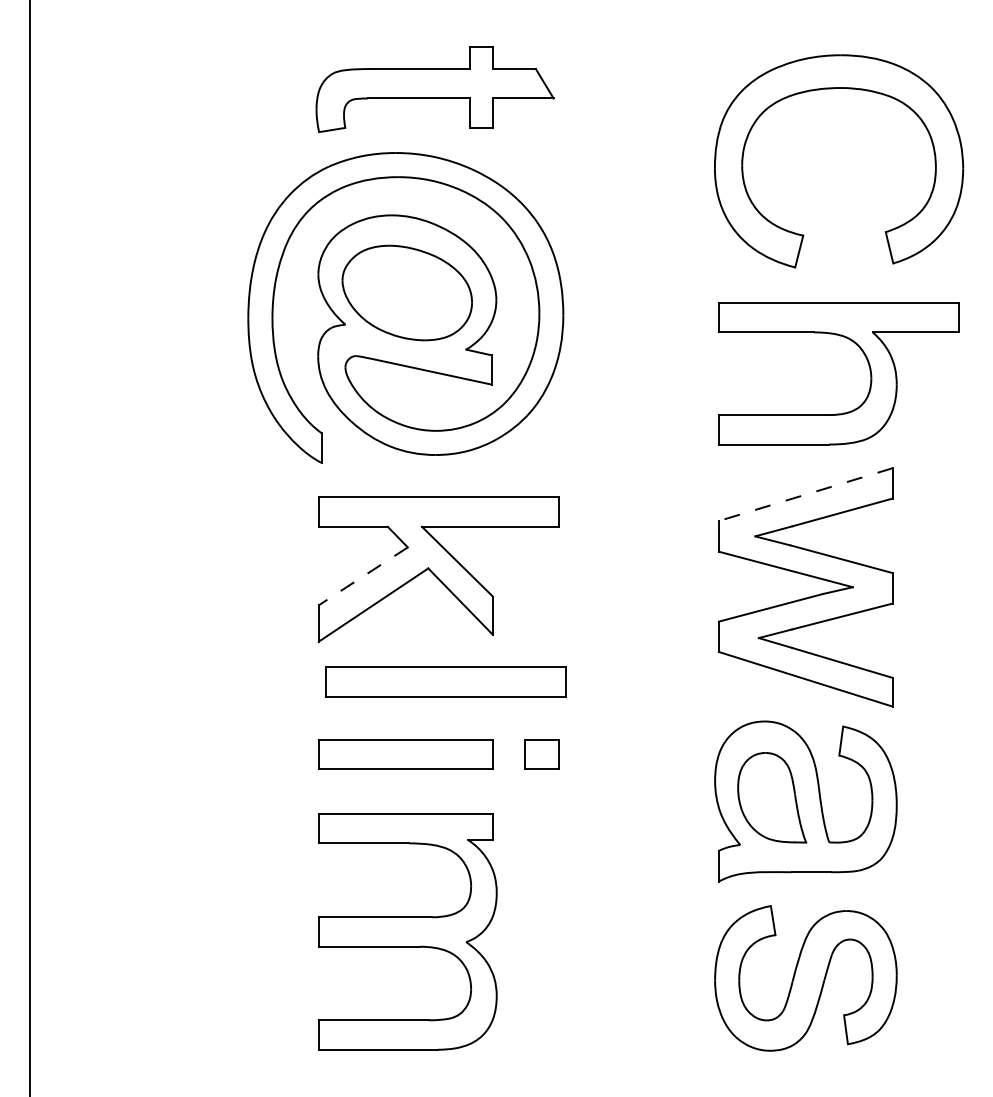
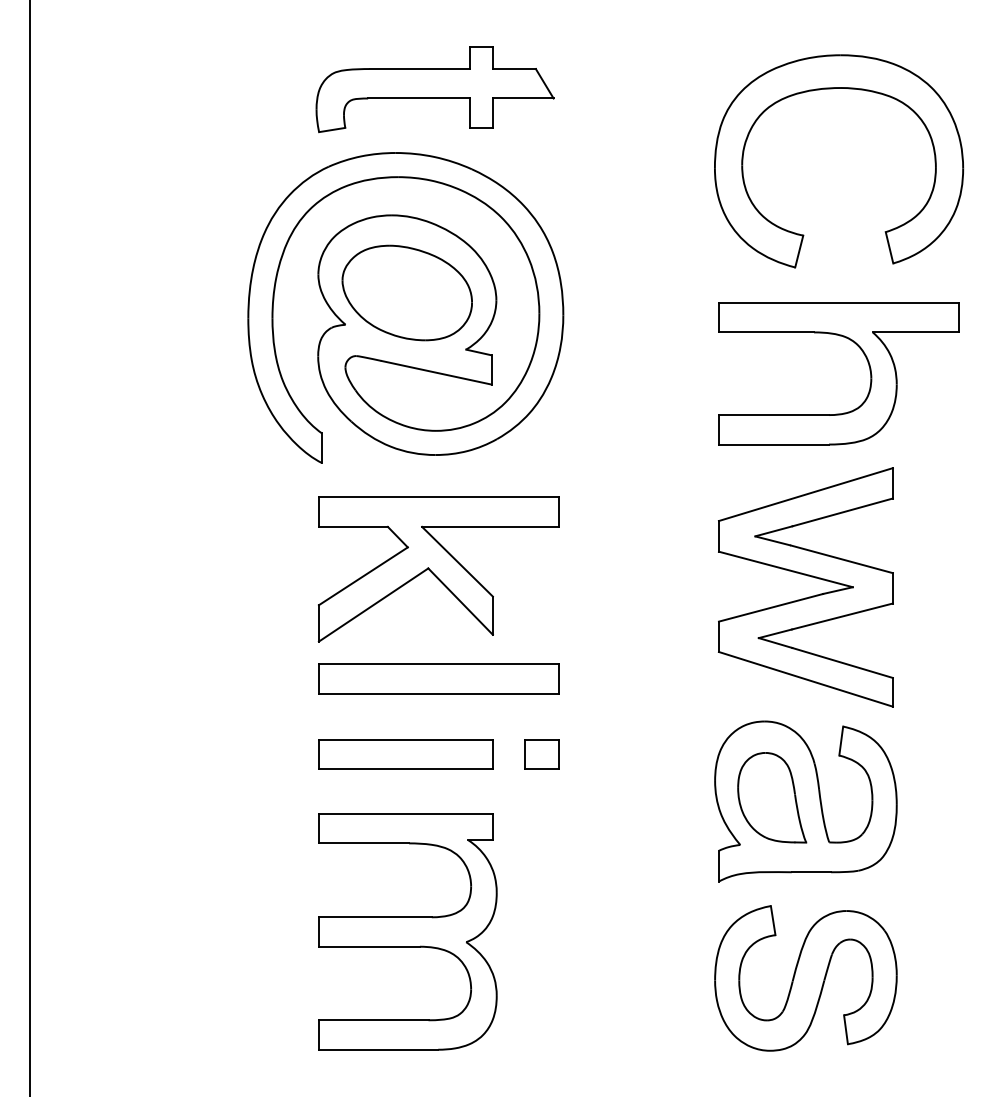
line: dashed -> solid (805, 494)
line: dashed -> solid (362, 576)
part position: (445, 681) -> (438, 678) (438, 678)
